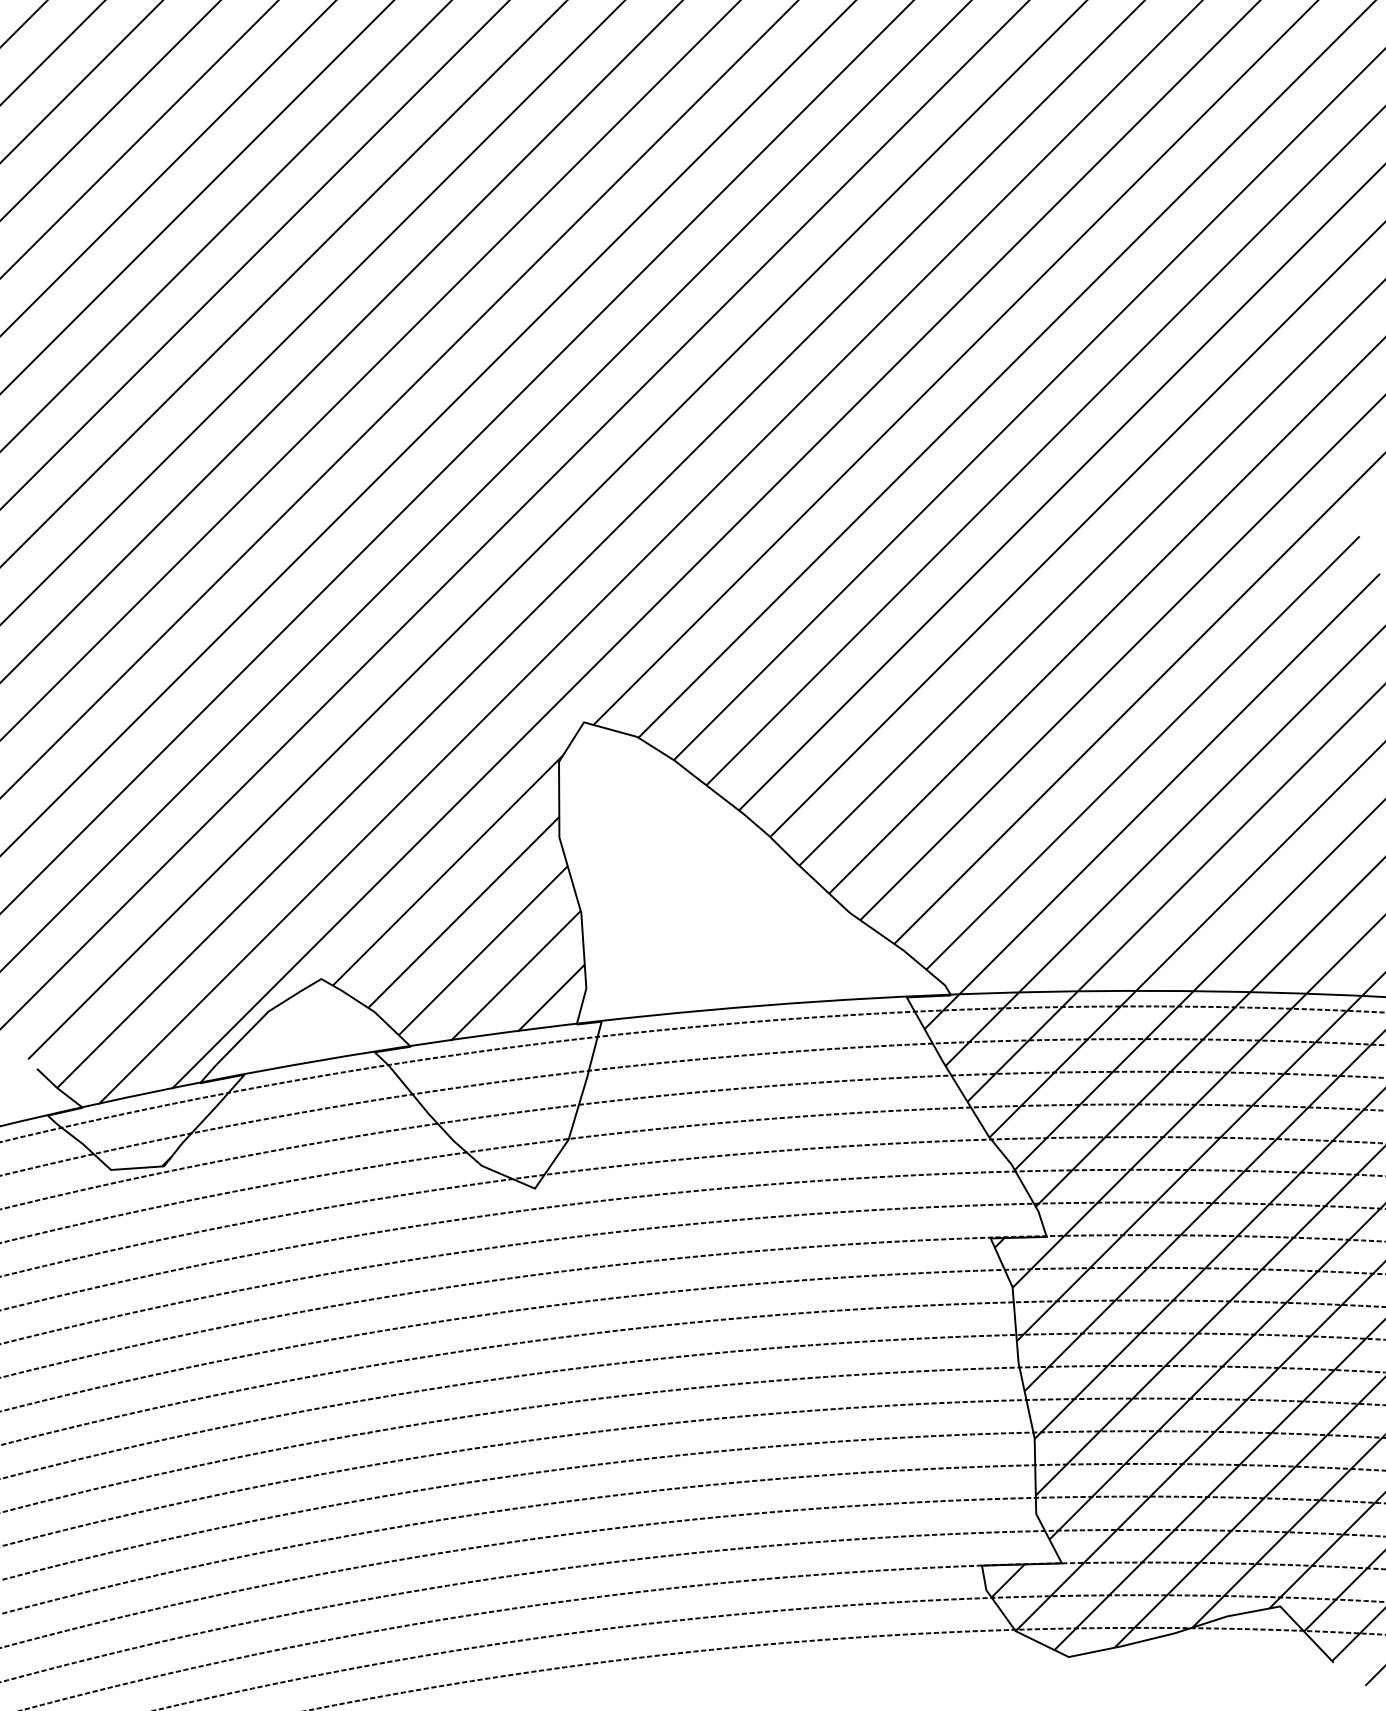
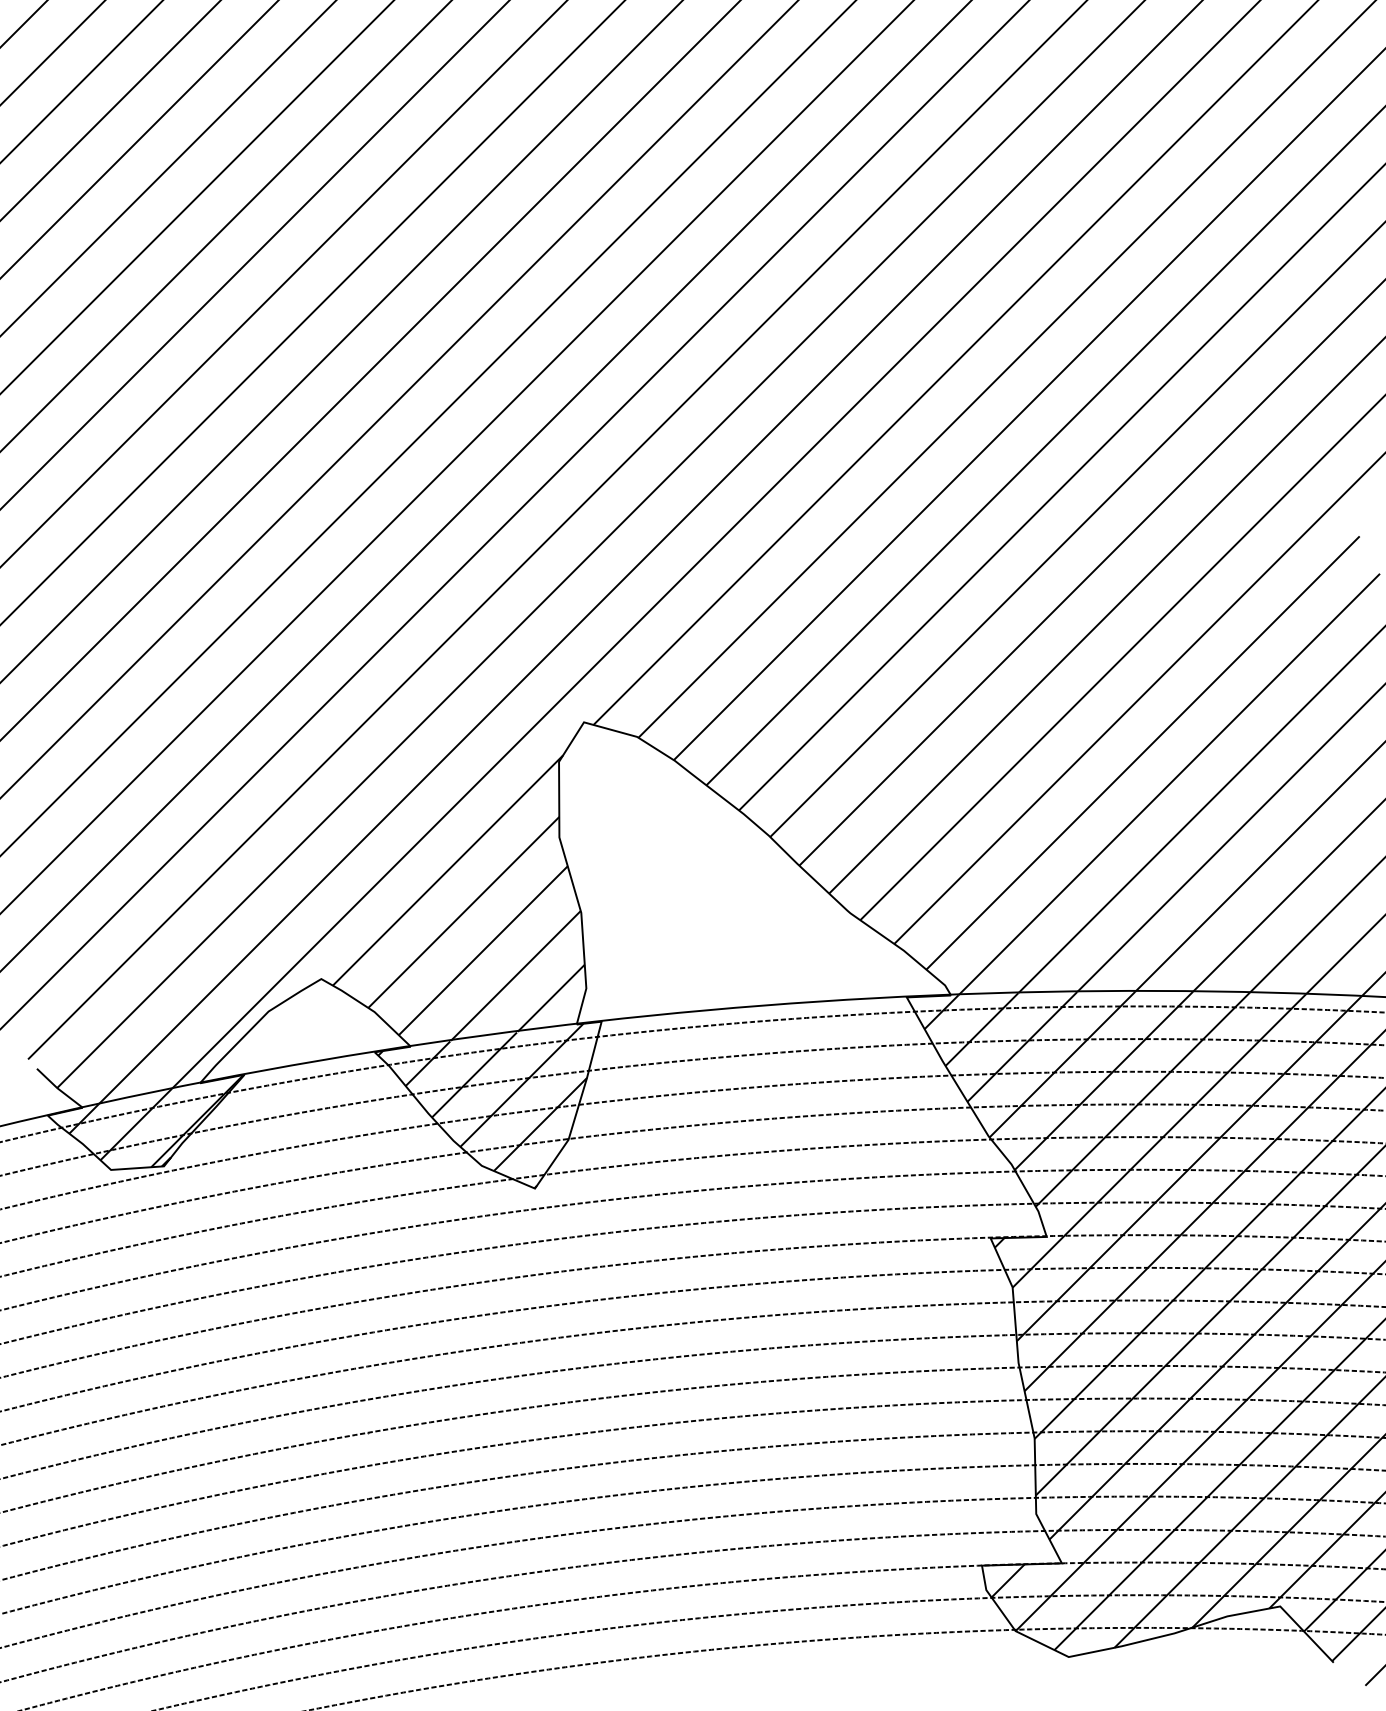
hatch: none -> present (482, 1105)
hatch: none -> present (156, 1120)
